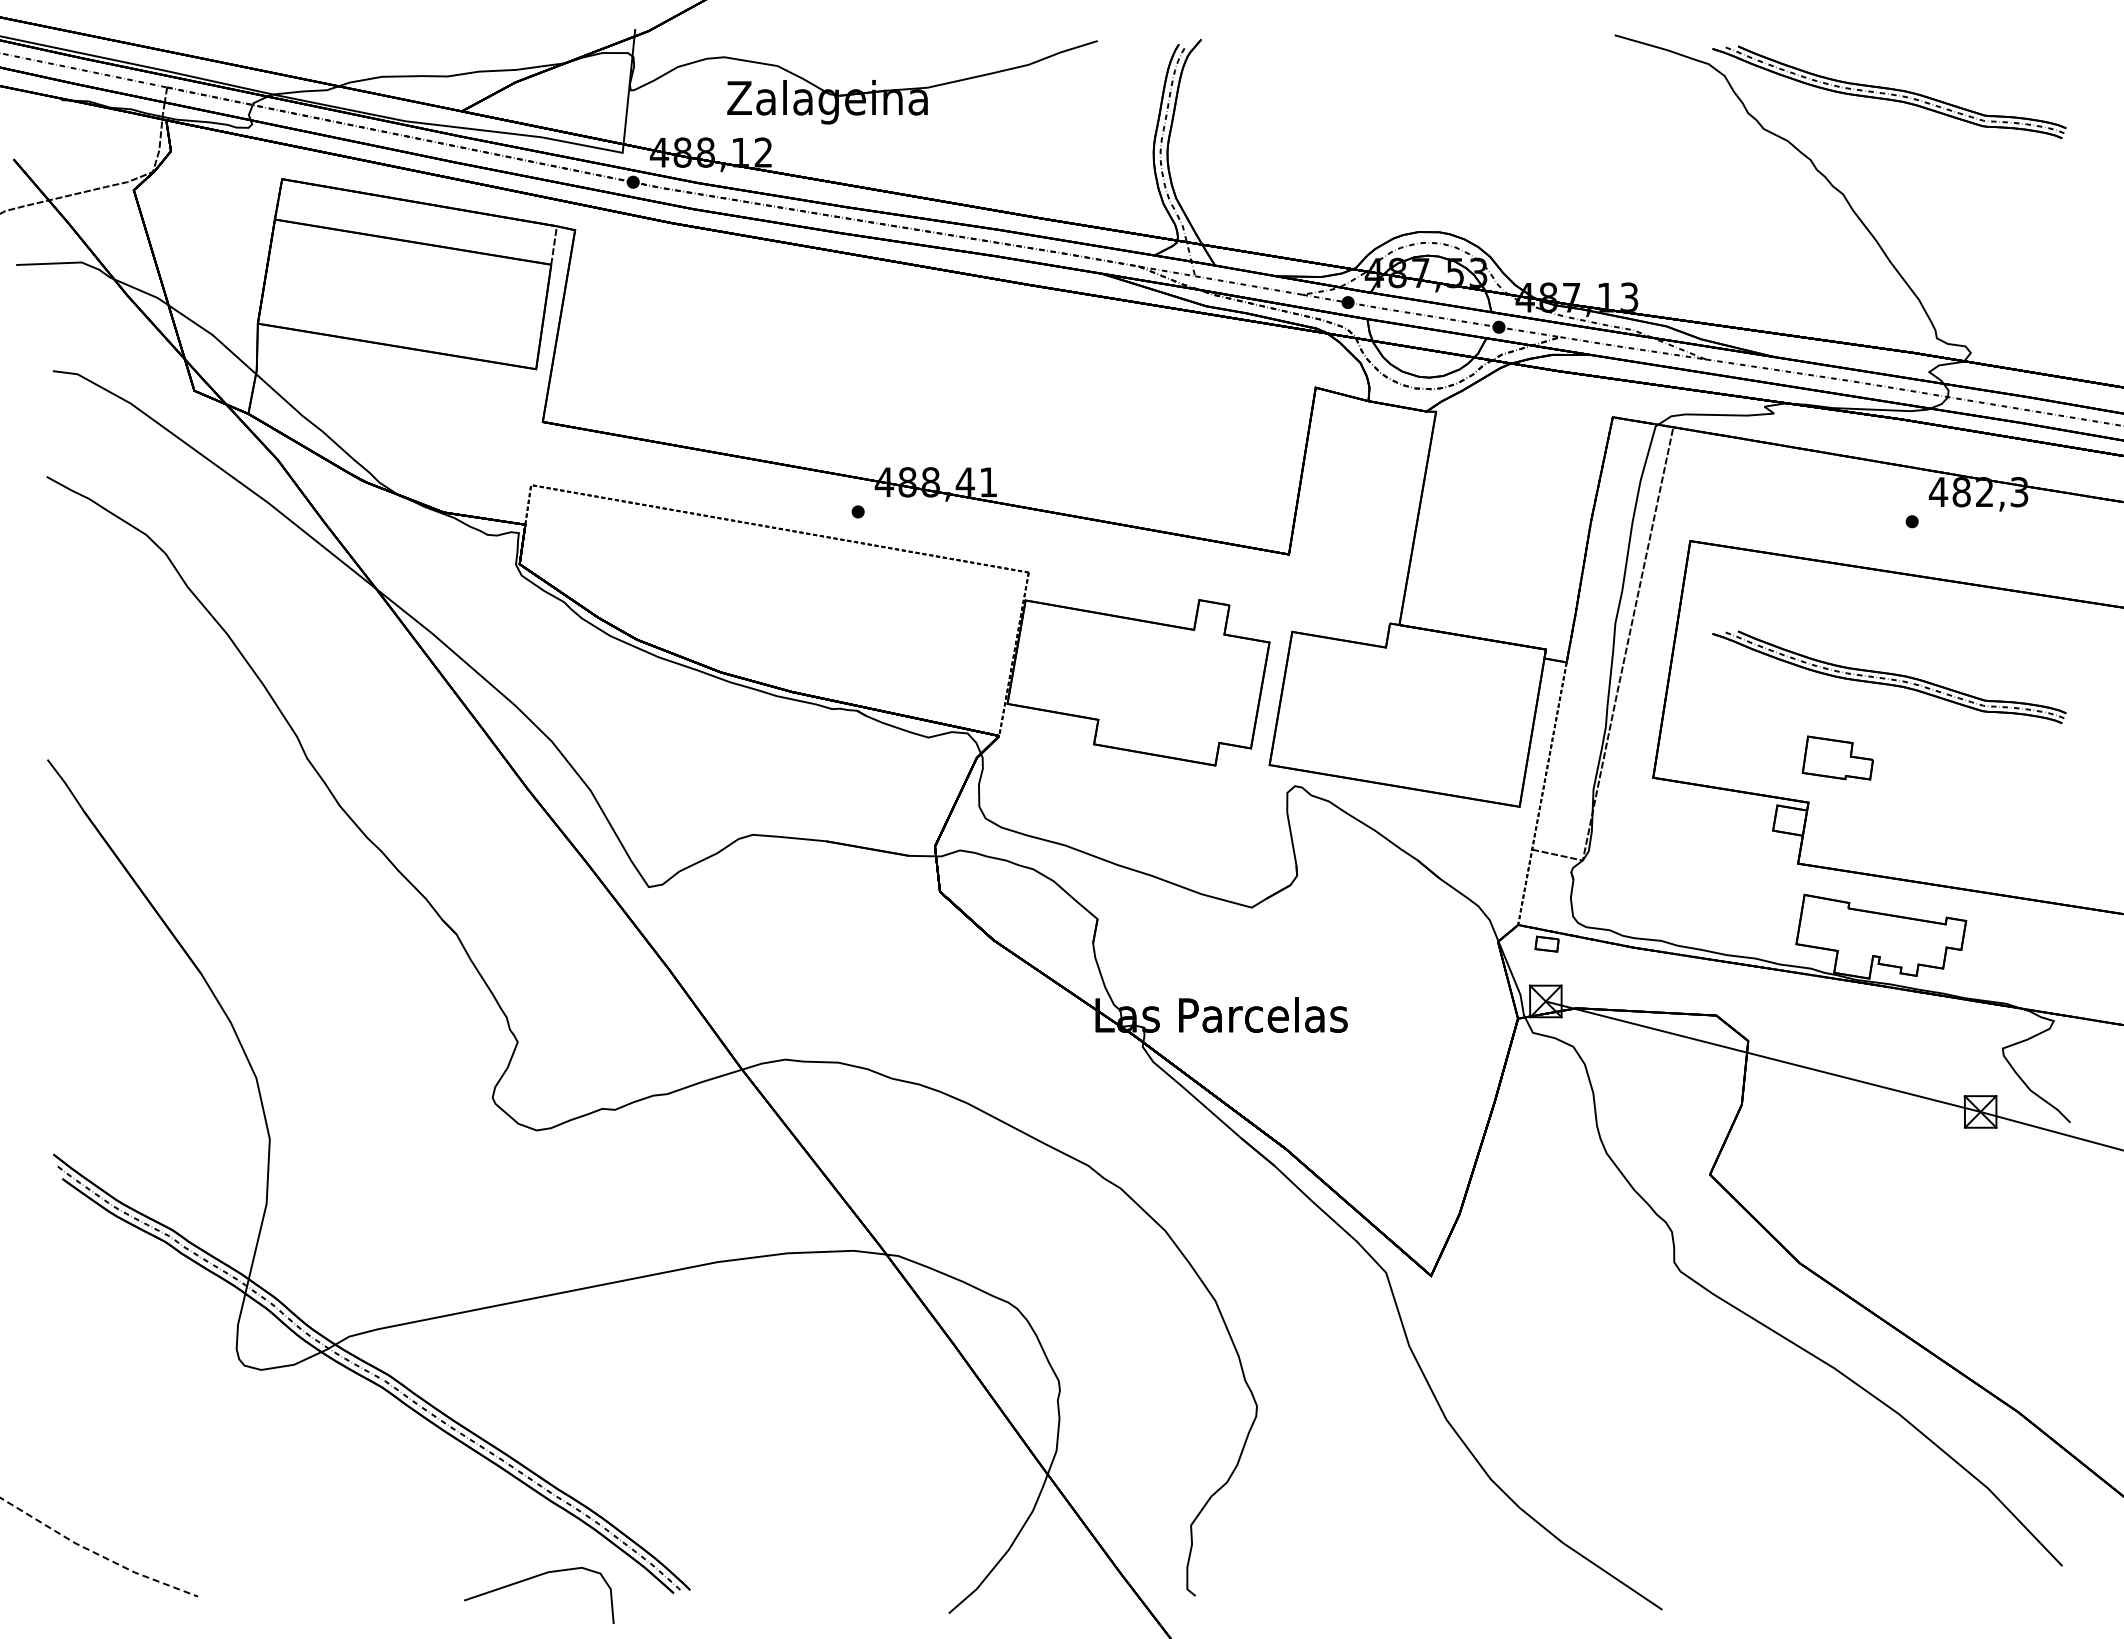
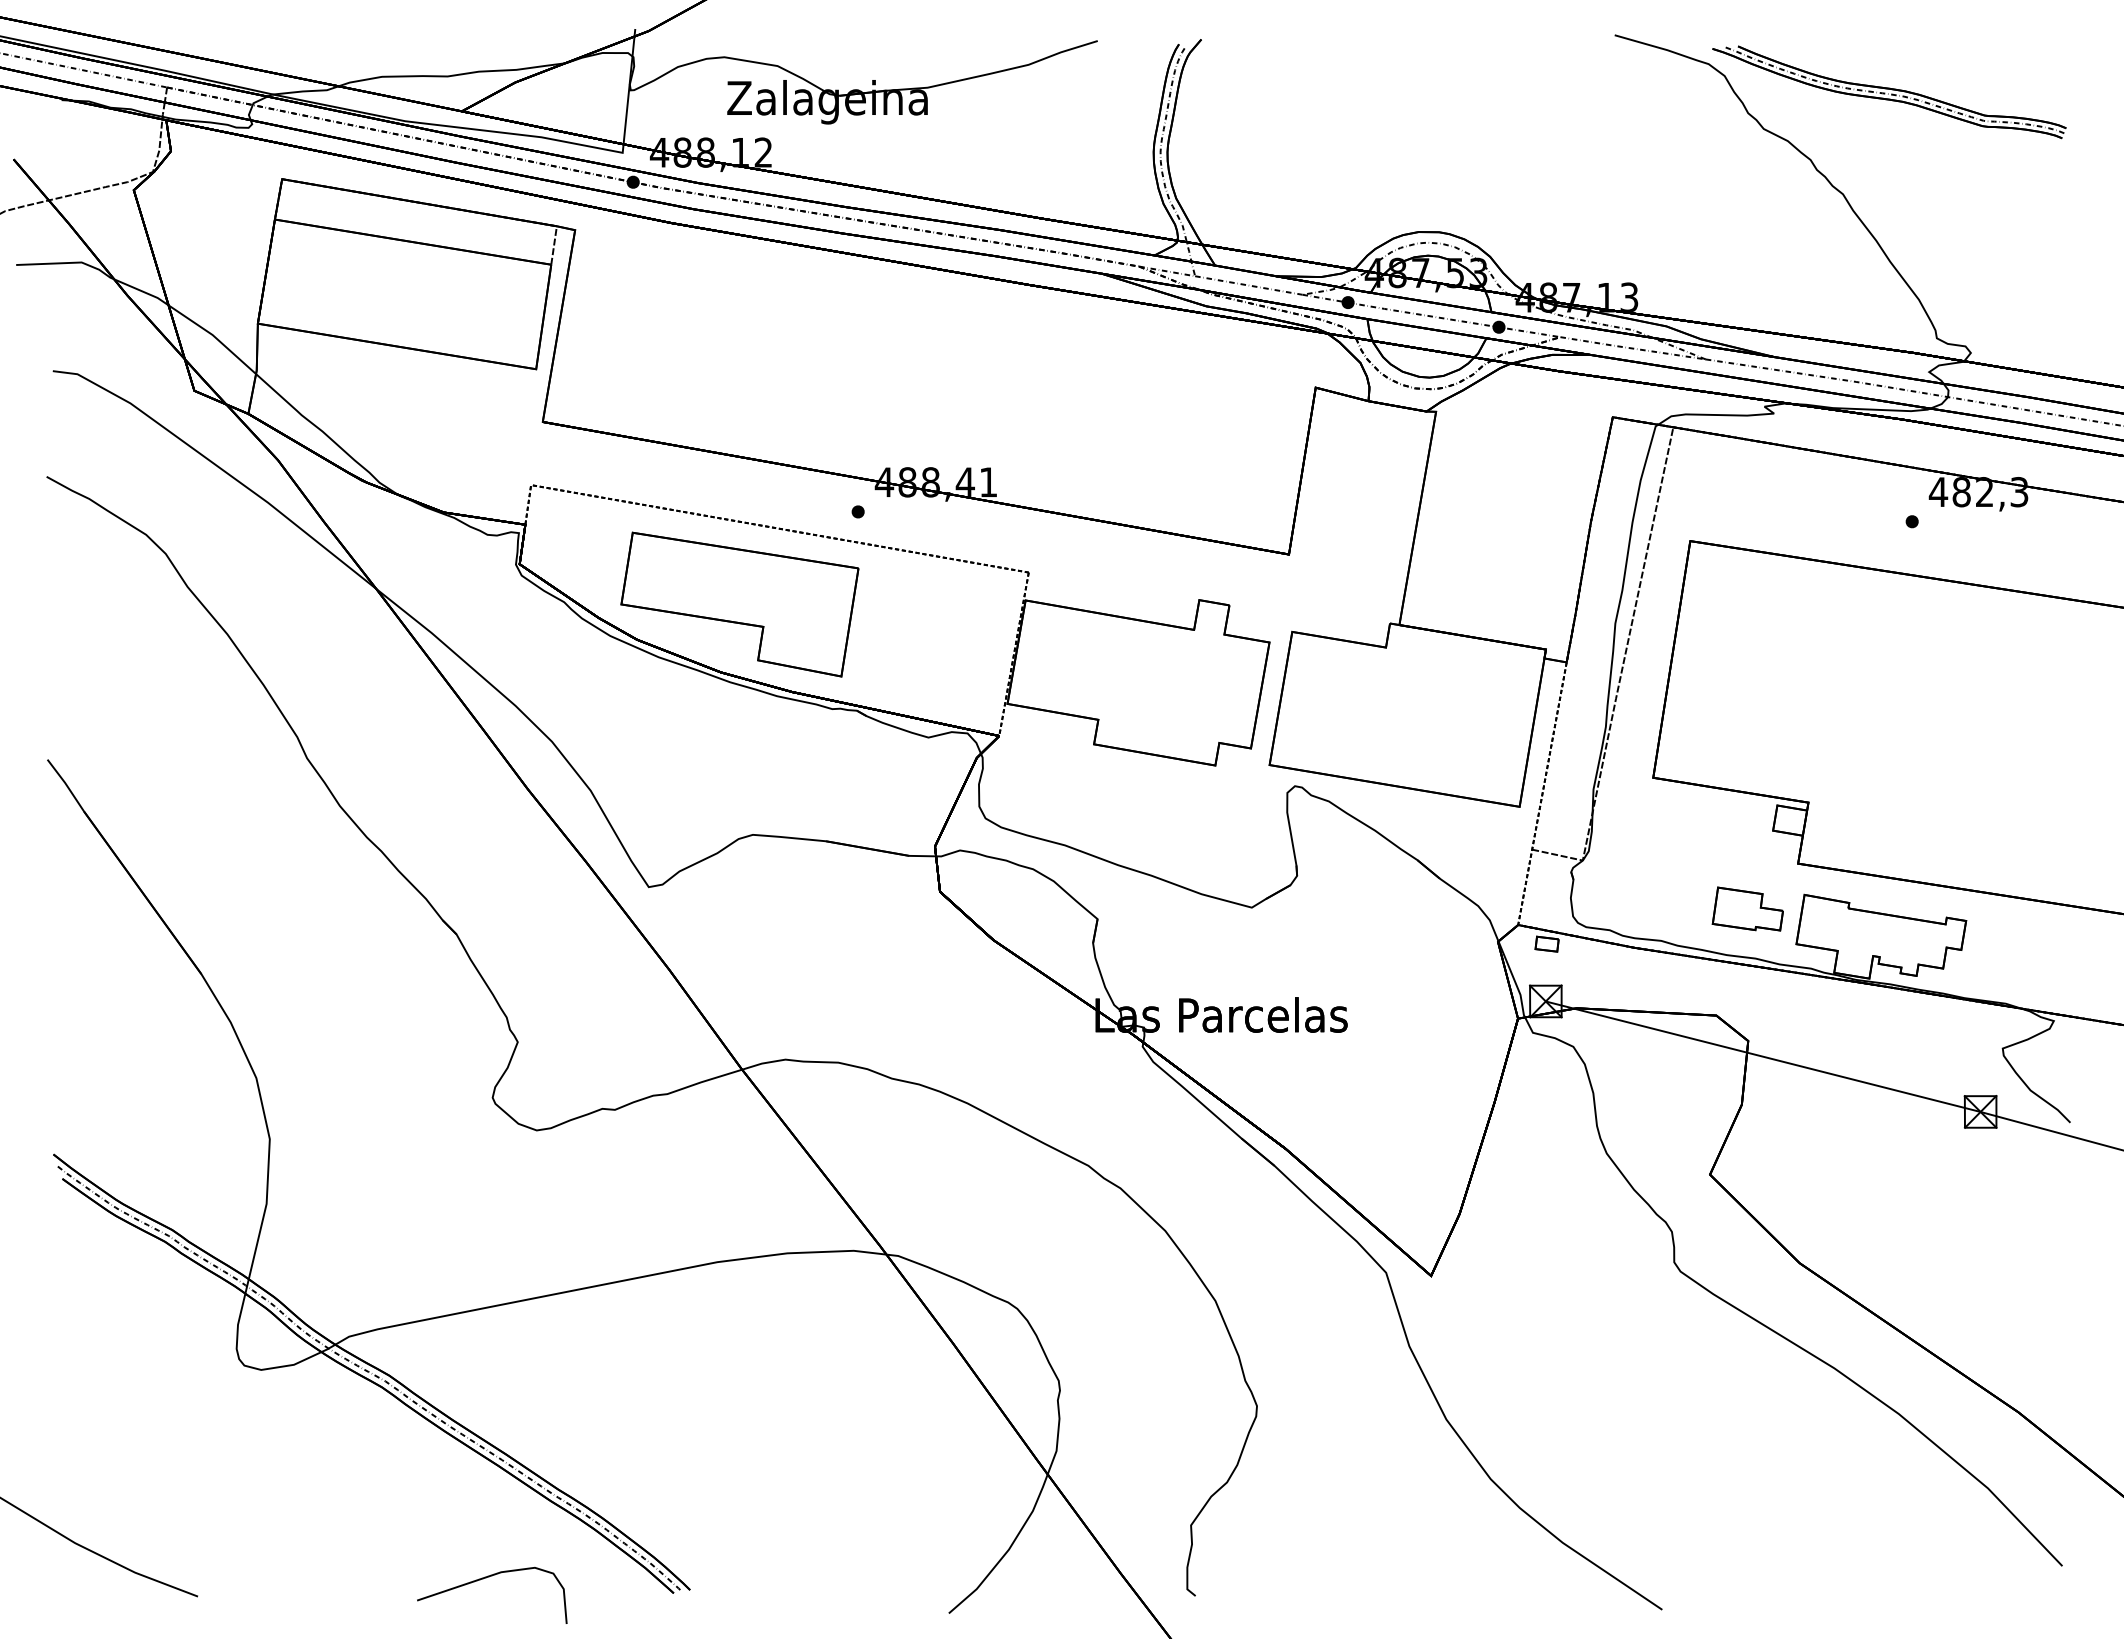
part: none -> present (739, 604)
part: present -> none (1889, 677)
part position: (1837, 757) -> (1747, 908) (1747, 908)
line: dashed -> solid (96, 1553)
curve position: (533, 1578) -> (486, 1578) (486, 1578)
